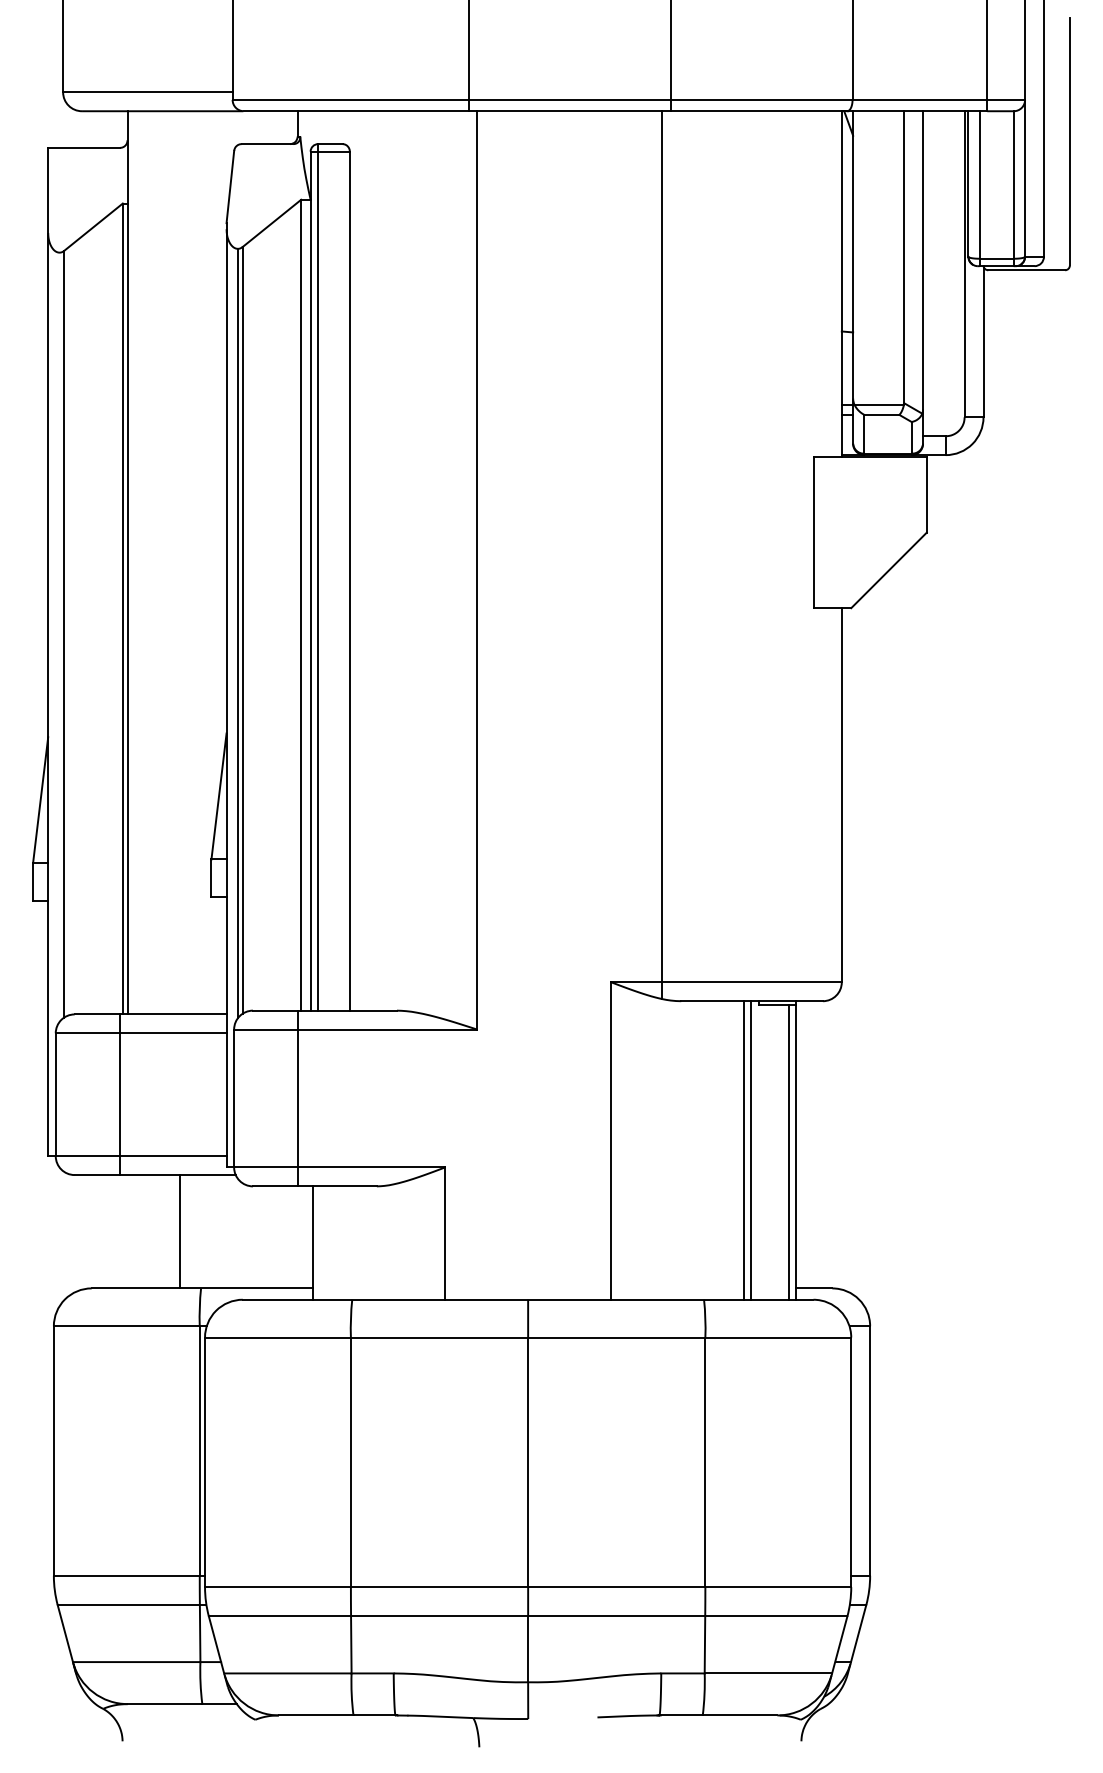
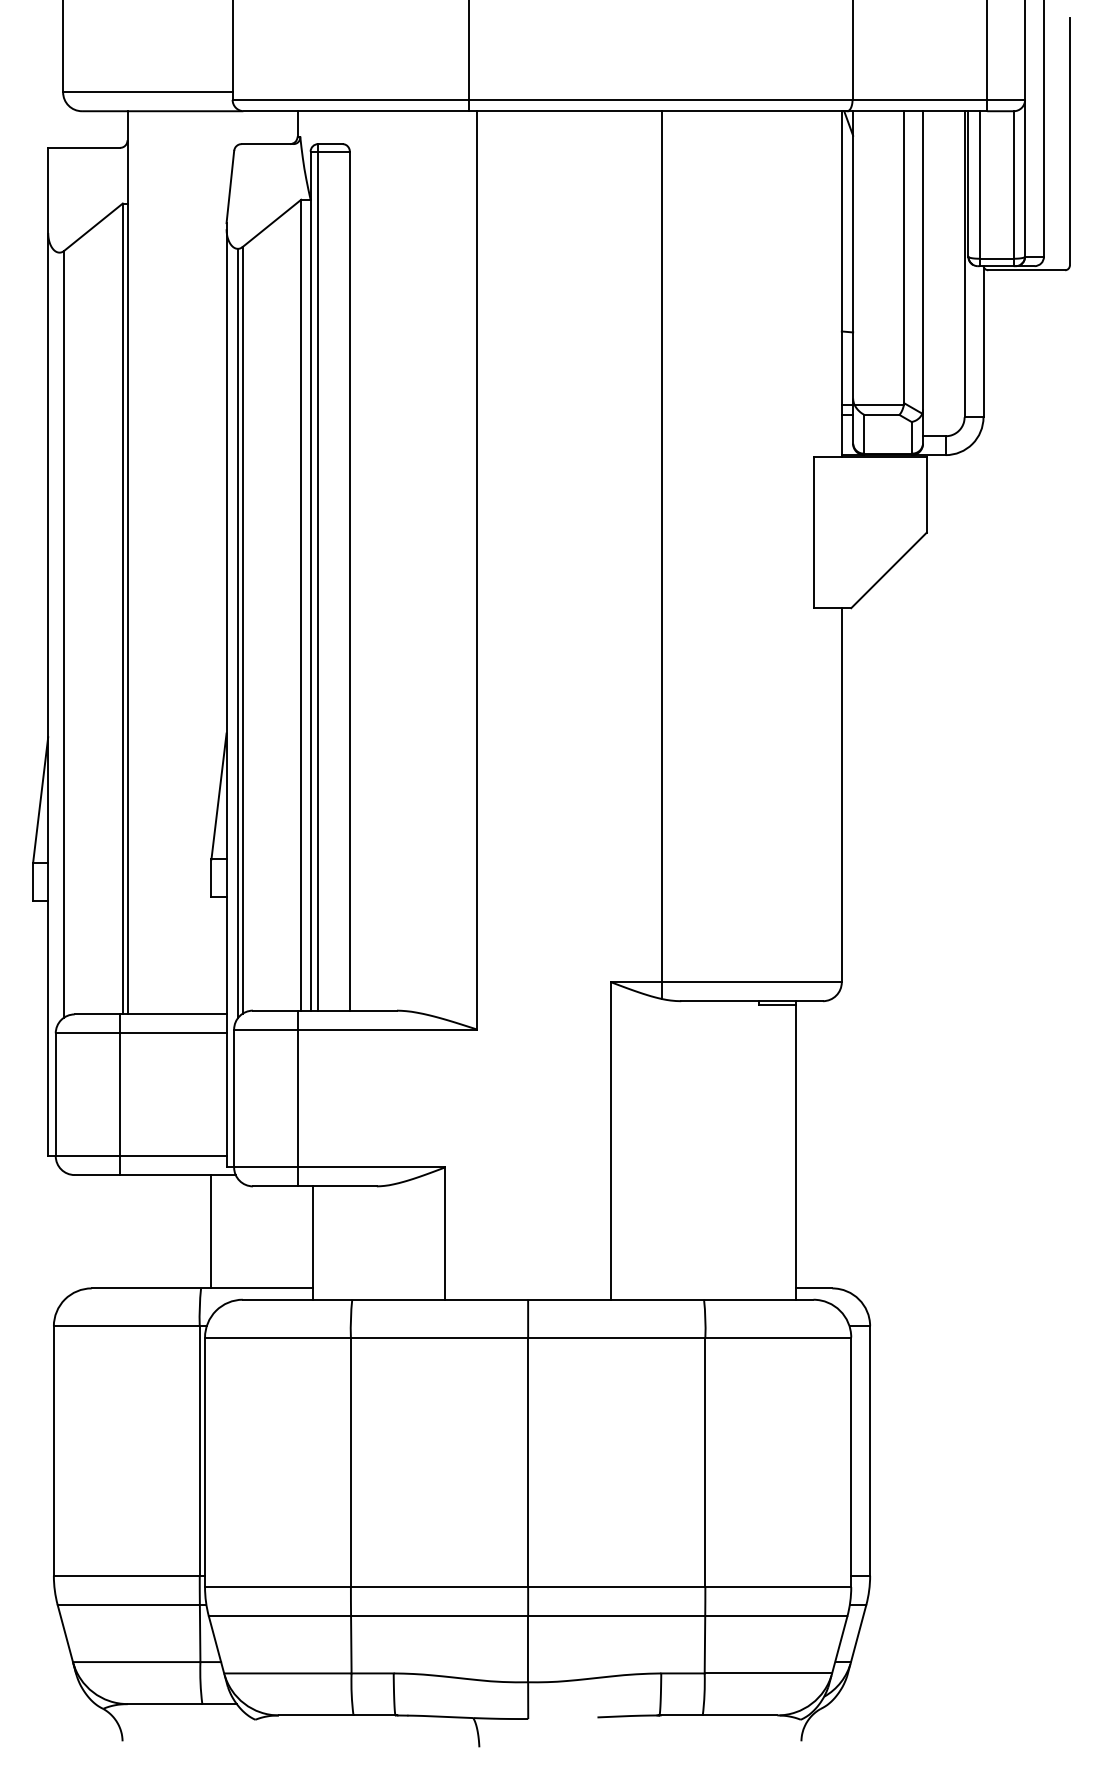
line: present -> none (670, 56)
line: present -> none (743, 1150)
line: present -> none (751, 1150)
line: present -> none (788, 1151)
line position: (180, 1231) -> (211, 1231) (211, 1231)
